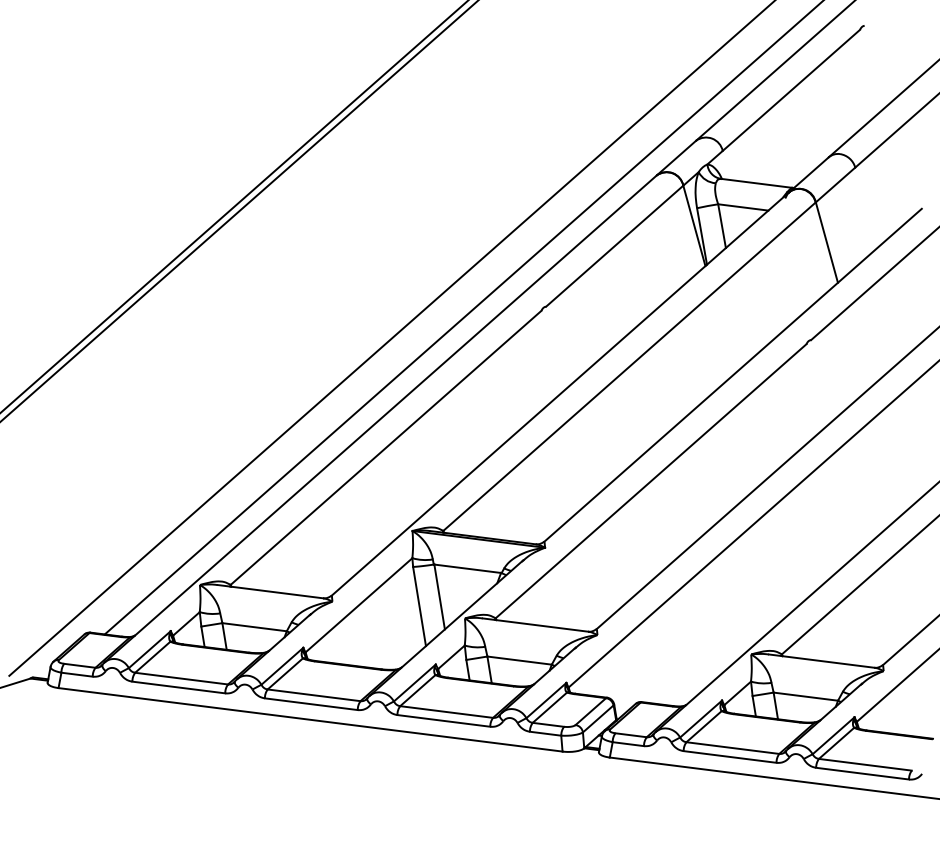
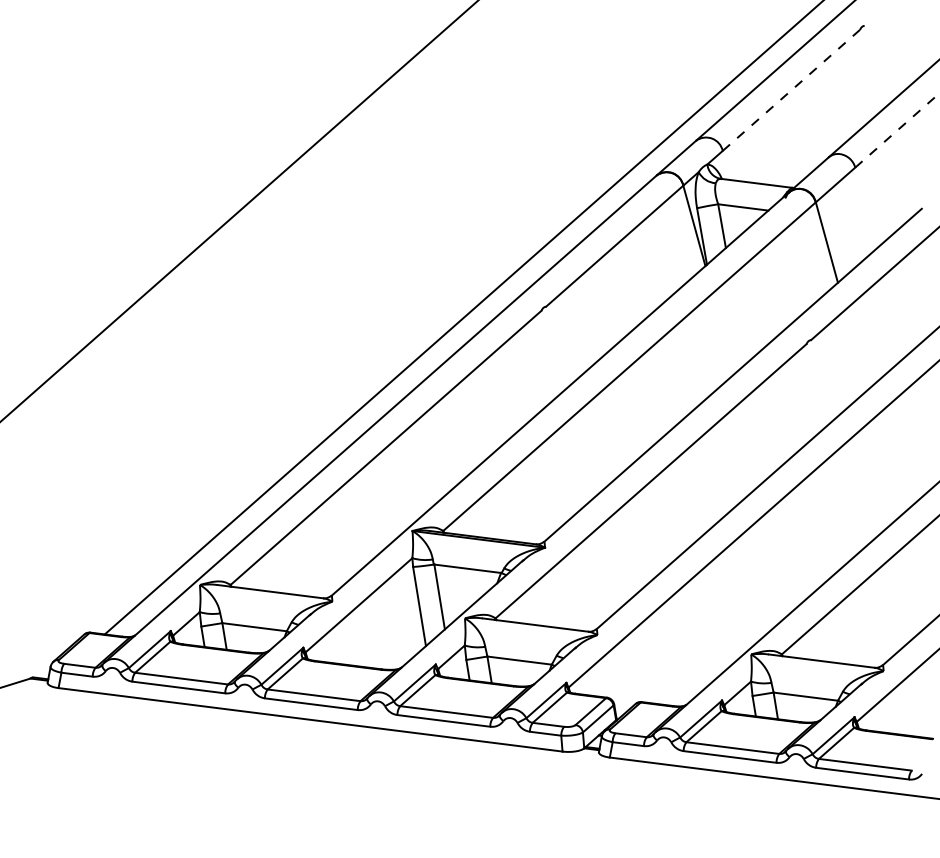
line: solid -> dashed (791, 90)
line: solid -> dashed (898, 129)
line: present -> none (234, 206)
line: present -> none (391, 338)
